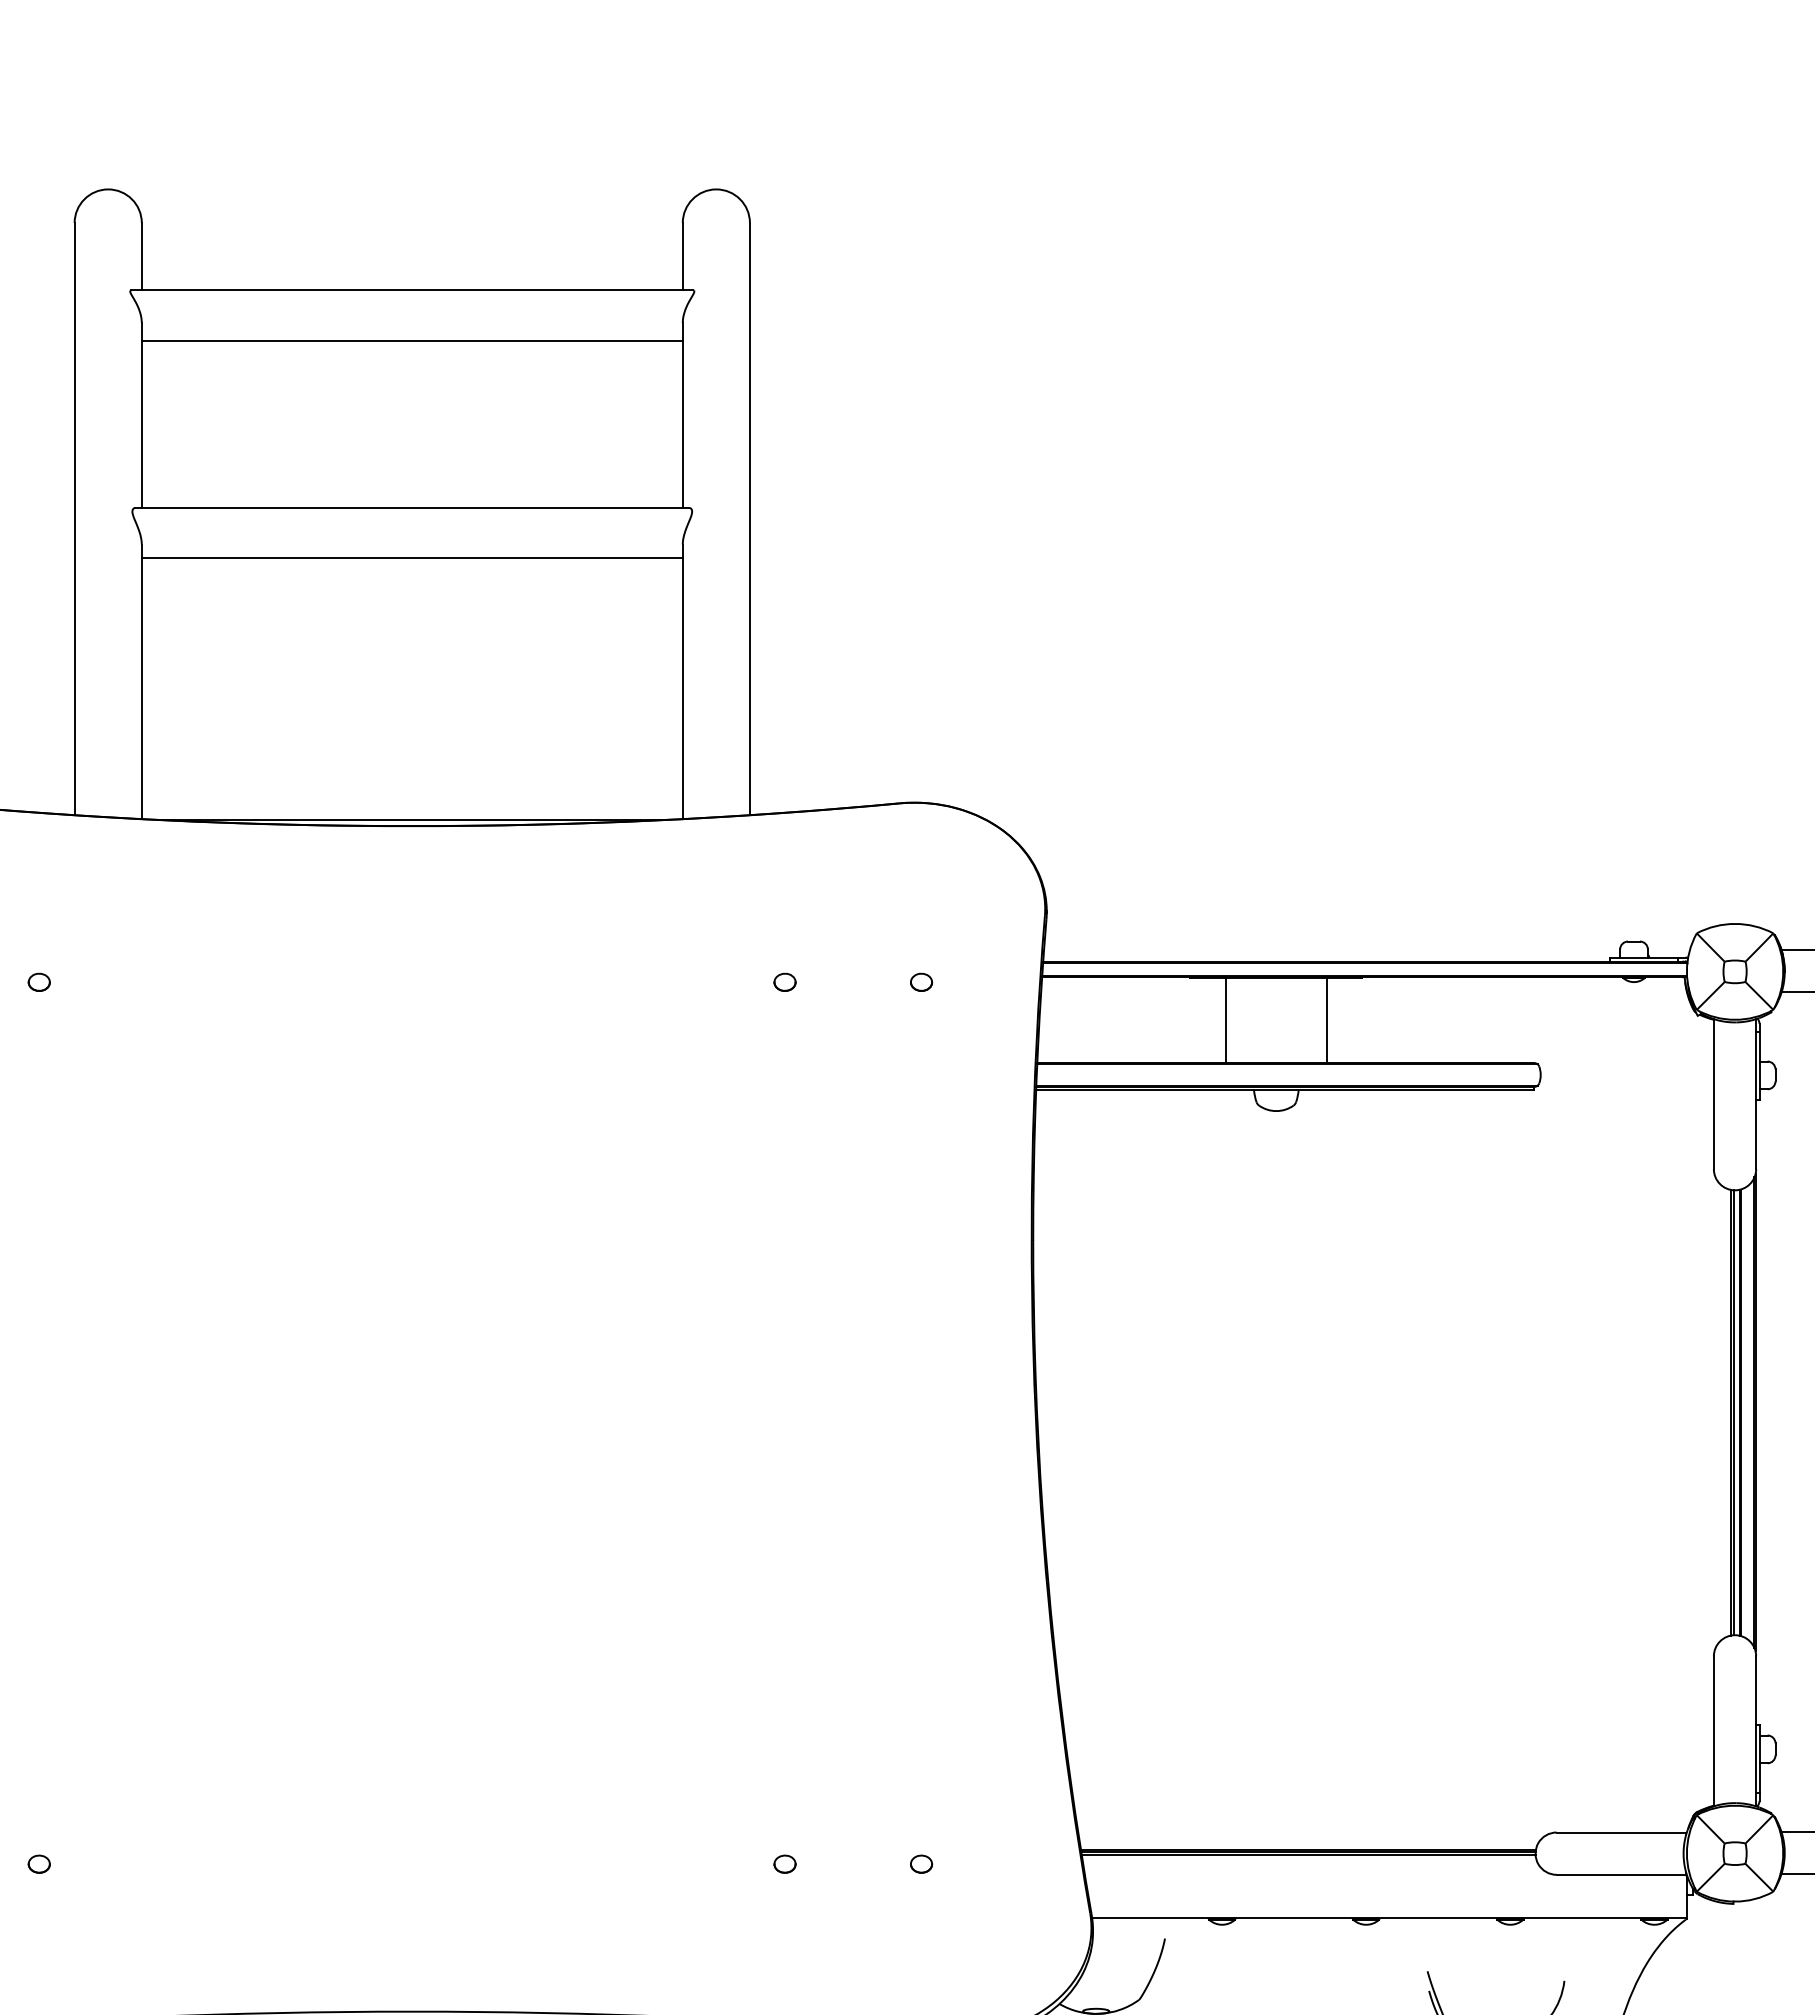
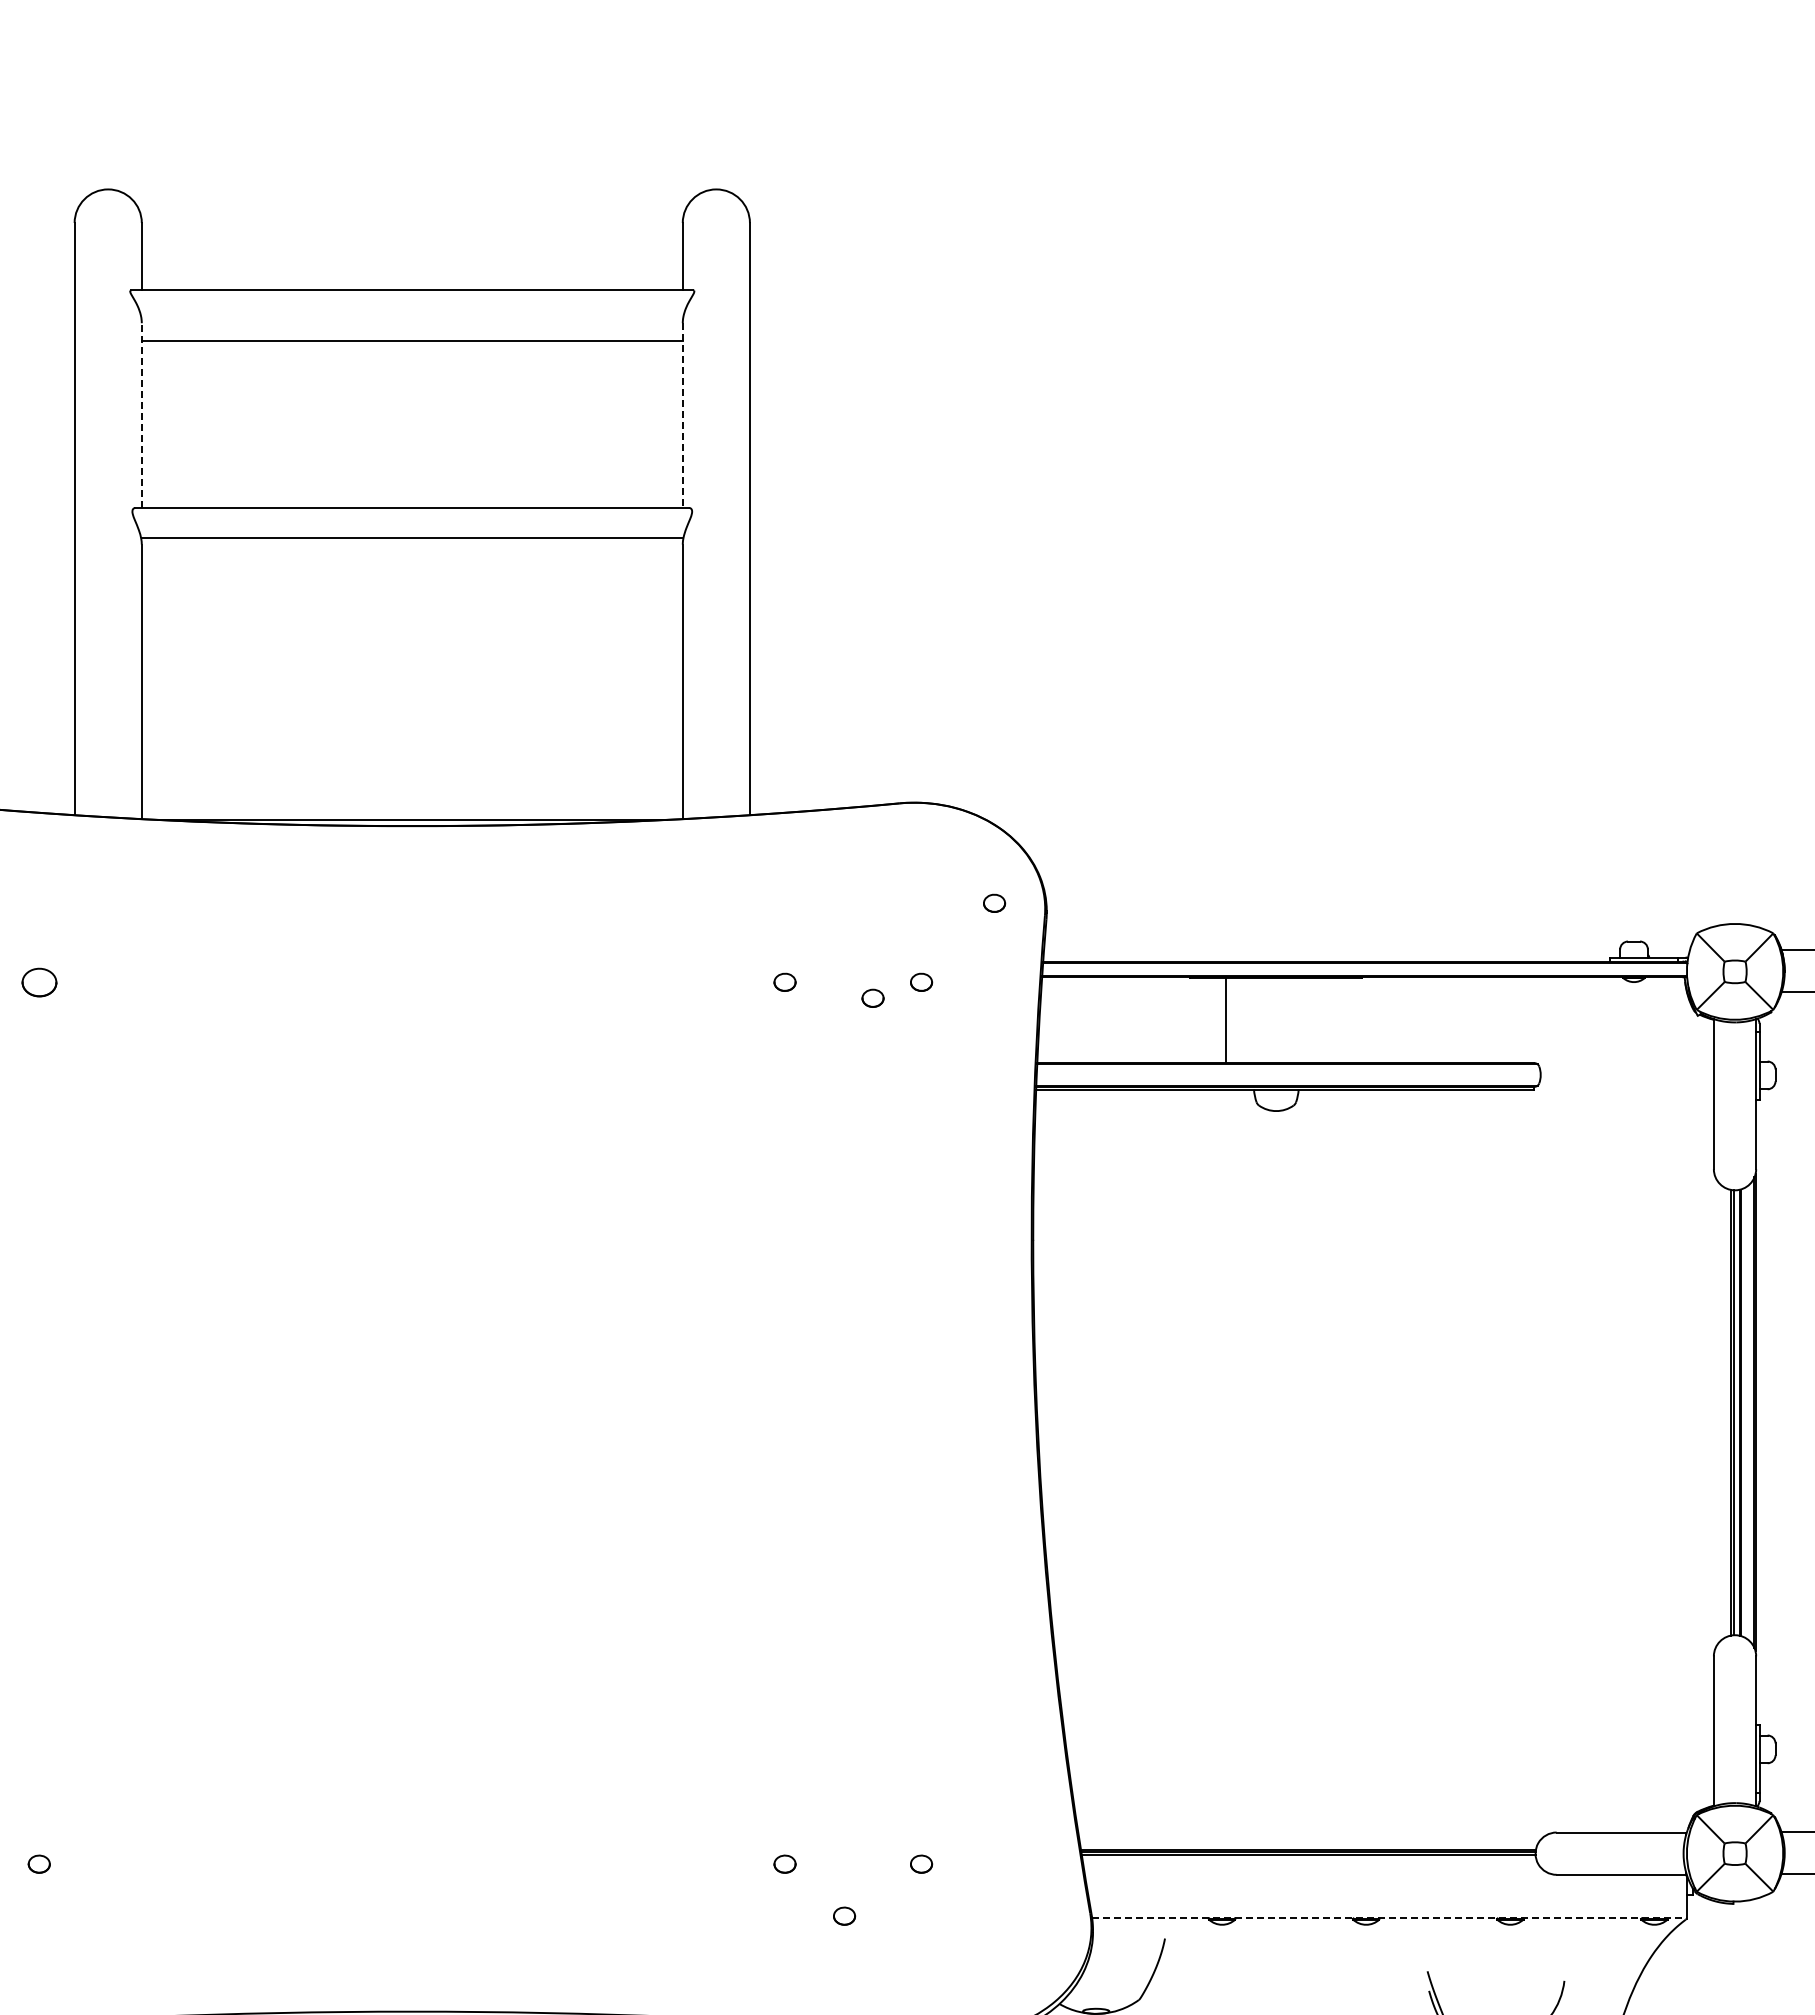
line: solid -> dashed (141, 415)
line: solid -> dashed (682, 416)
line position: (411, 558) -> (411, 538) (411, 538)
part: none -> present (994, 902)
part size: 24x20 px -> 37x31 px (39, 982)
part: none -> present (872, 997)
line: present -> none (1326, 1020)
part: none -> present (844, 1915)
line: solid -> dashed (1390, 1918)
